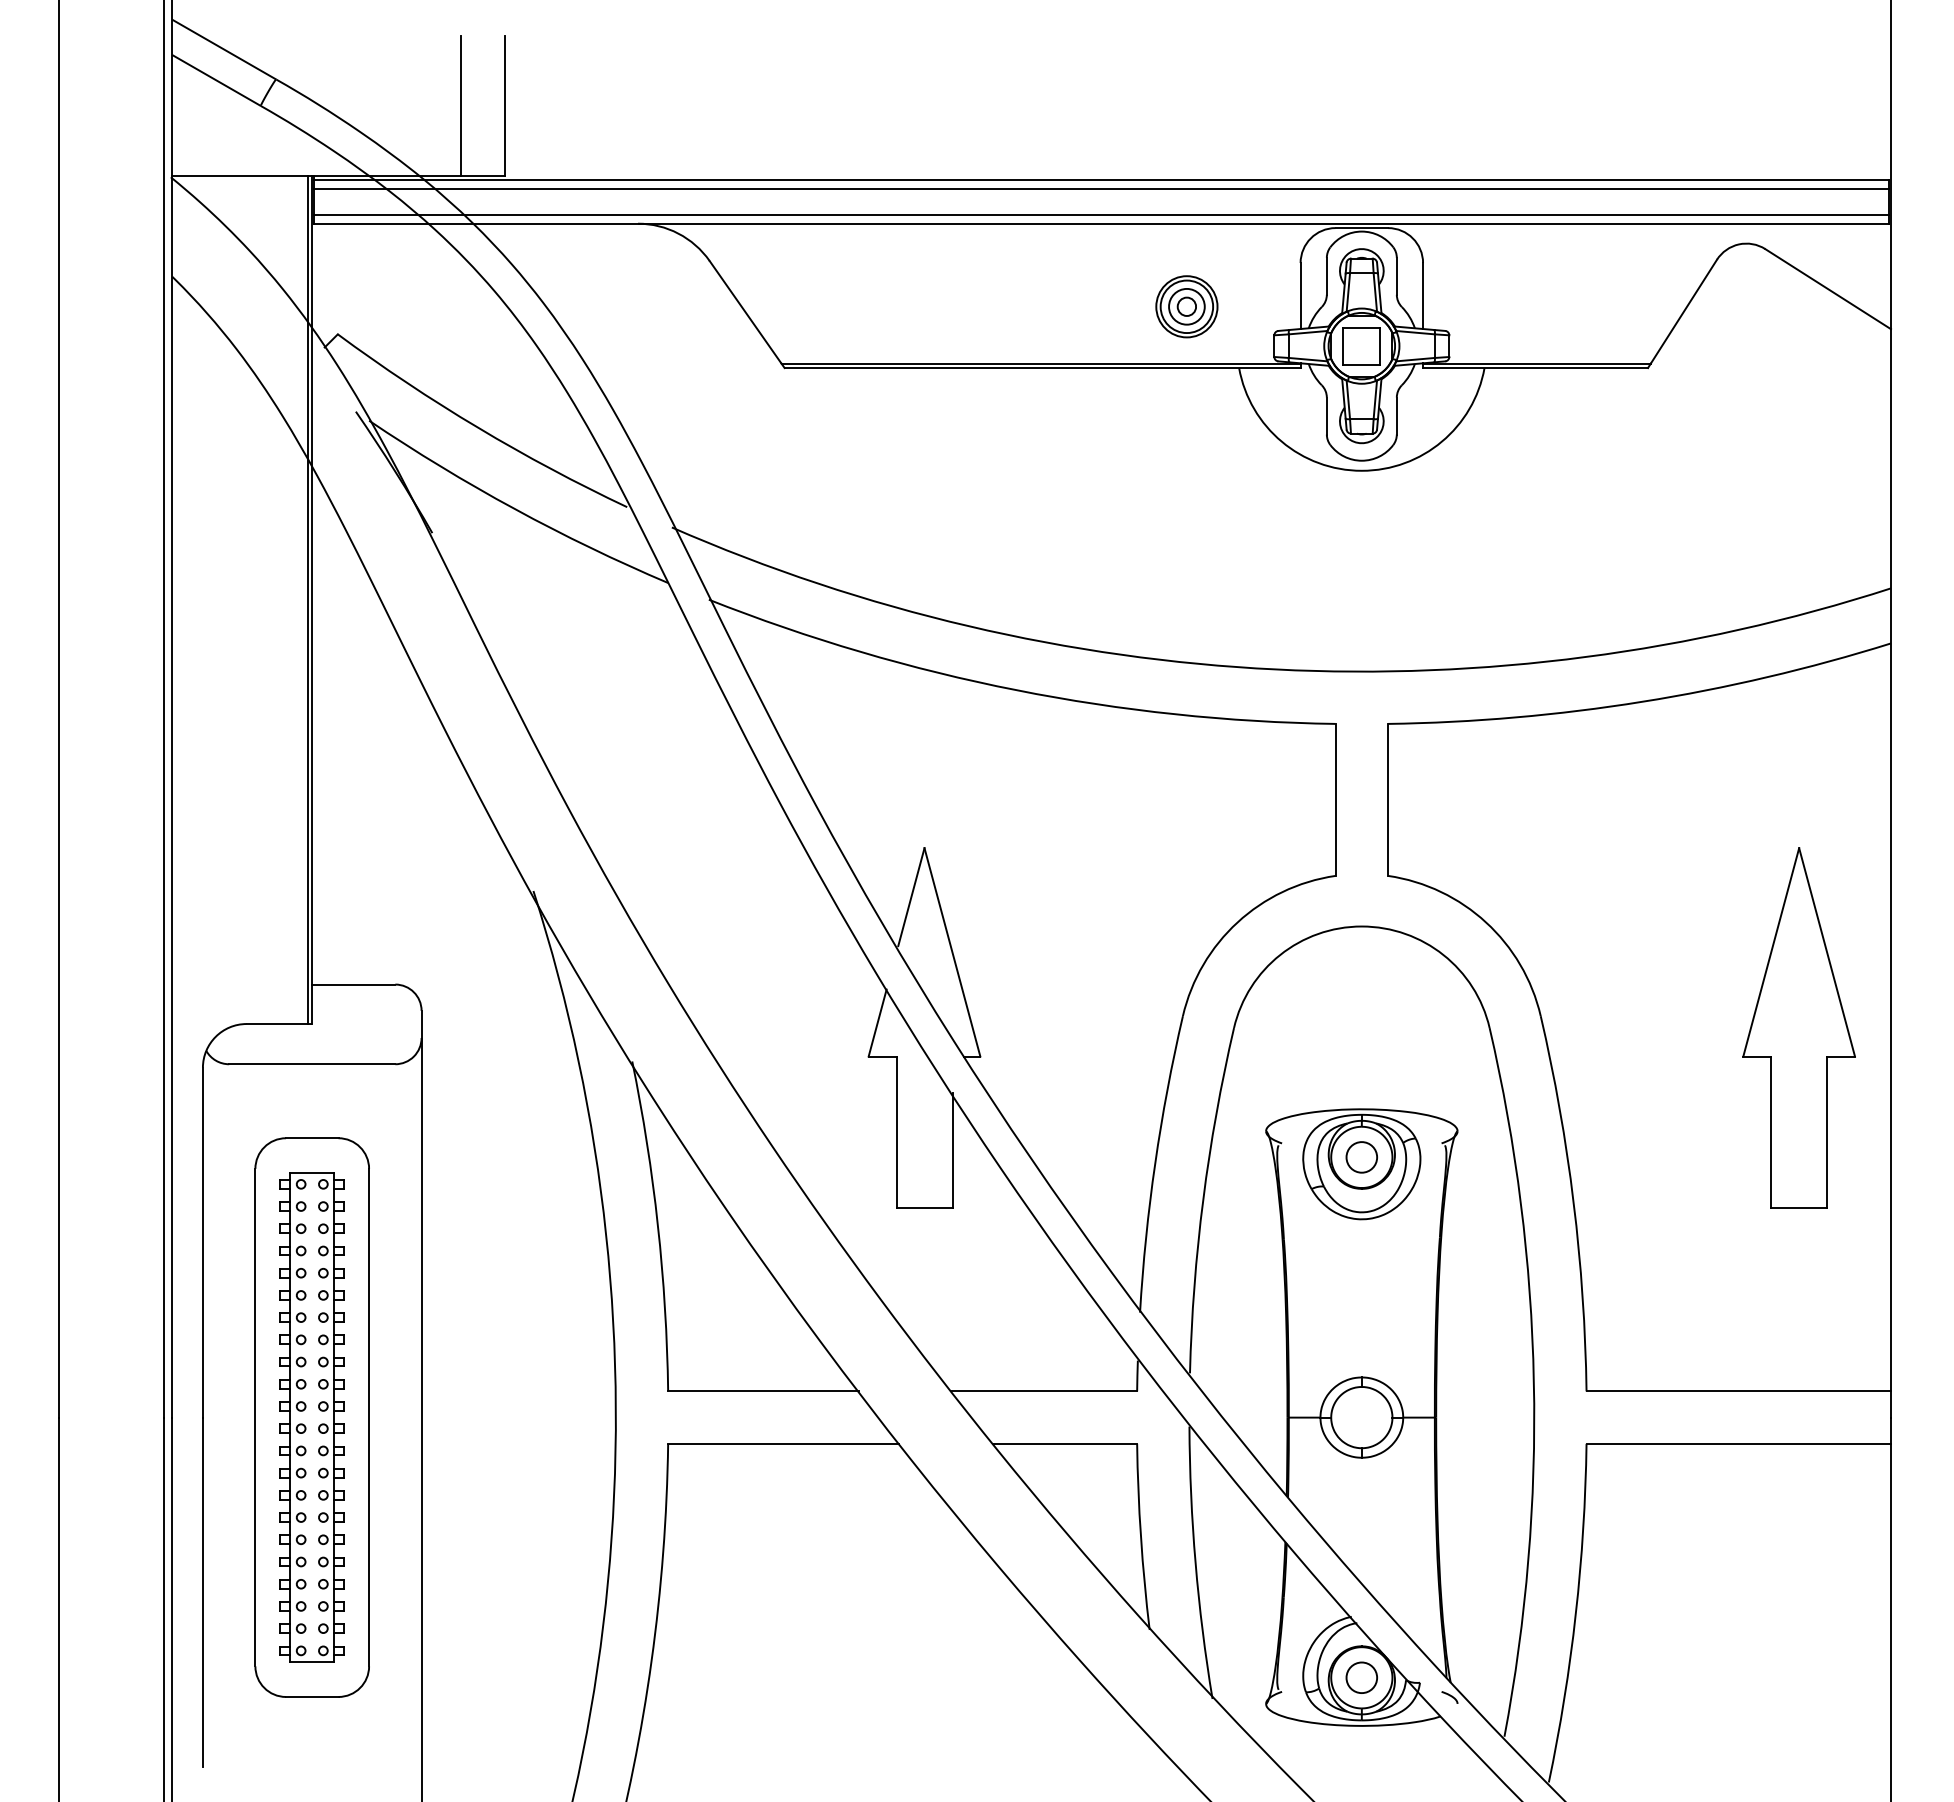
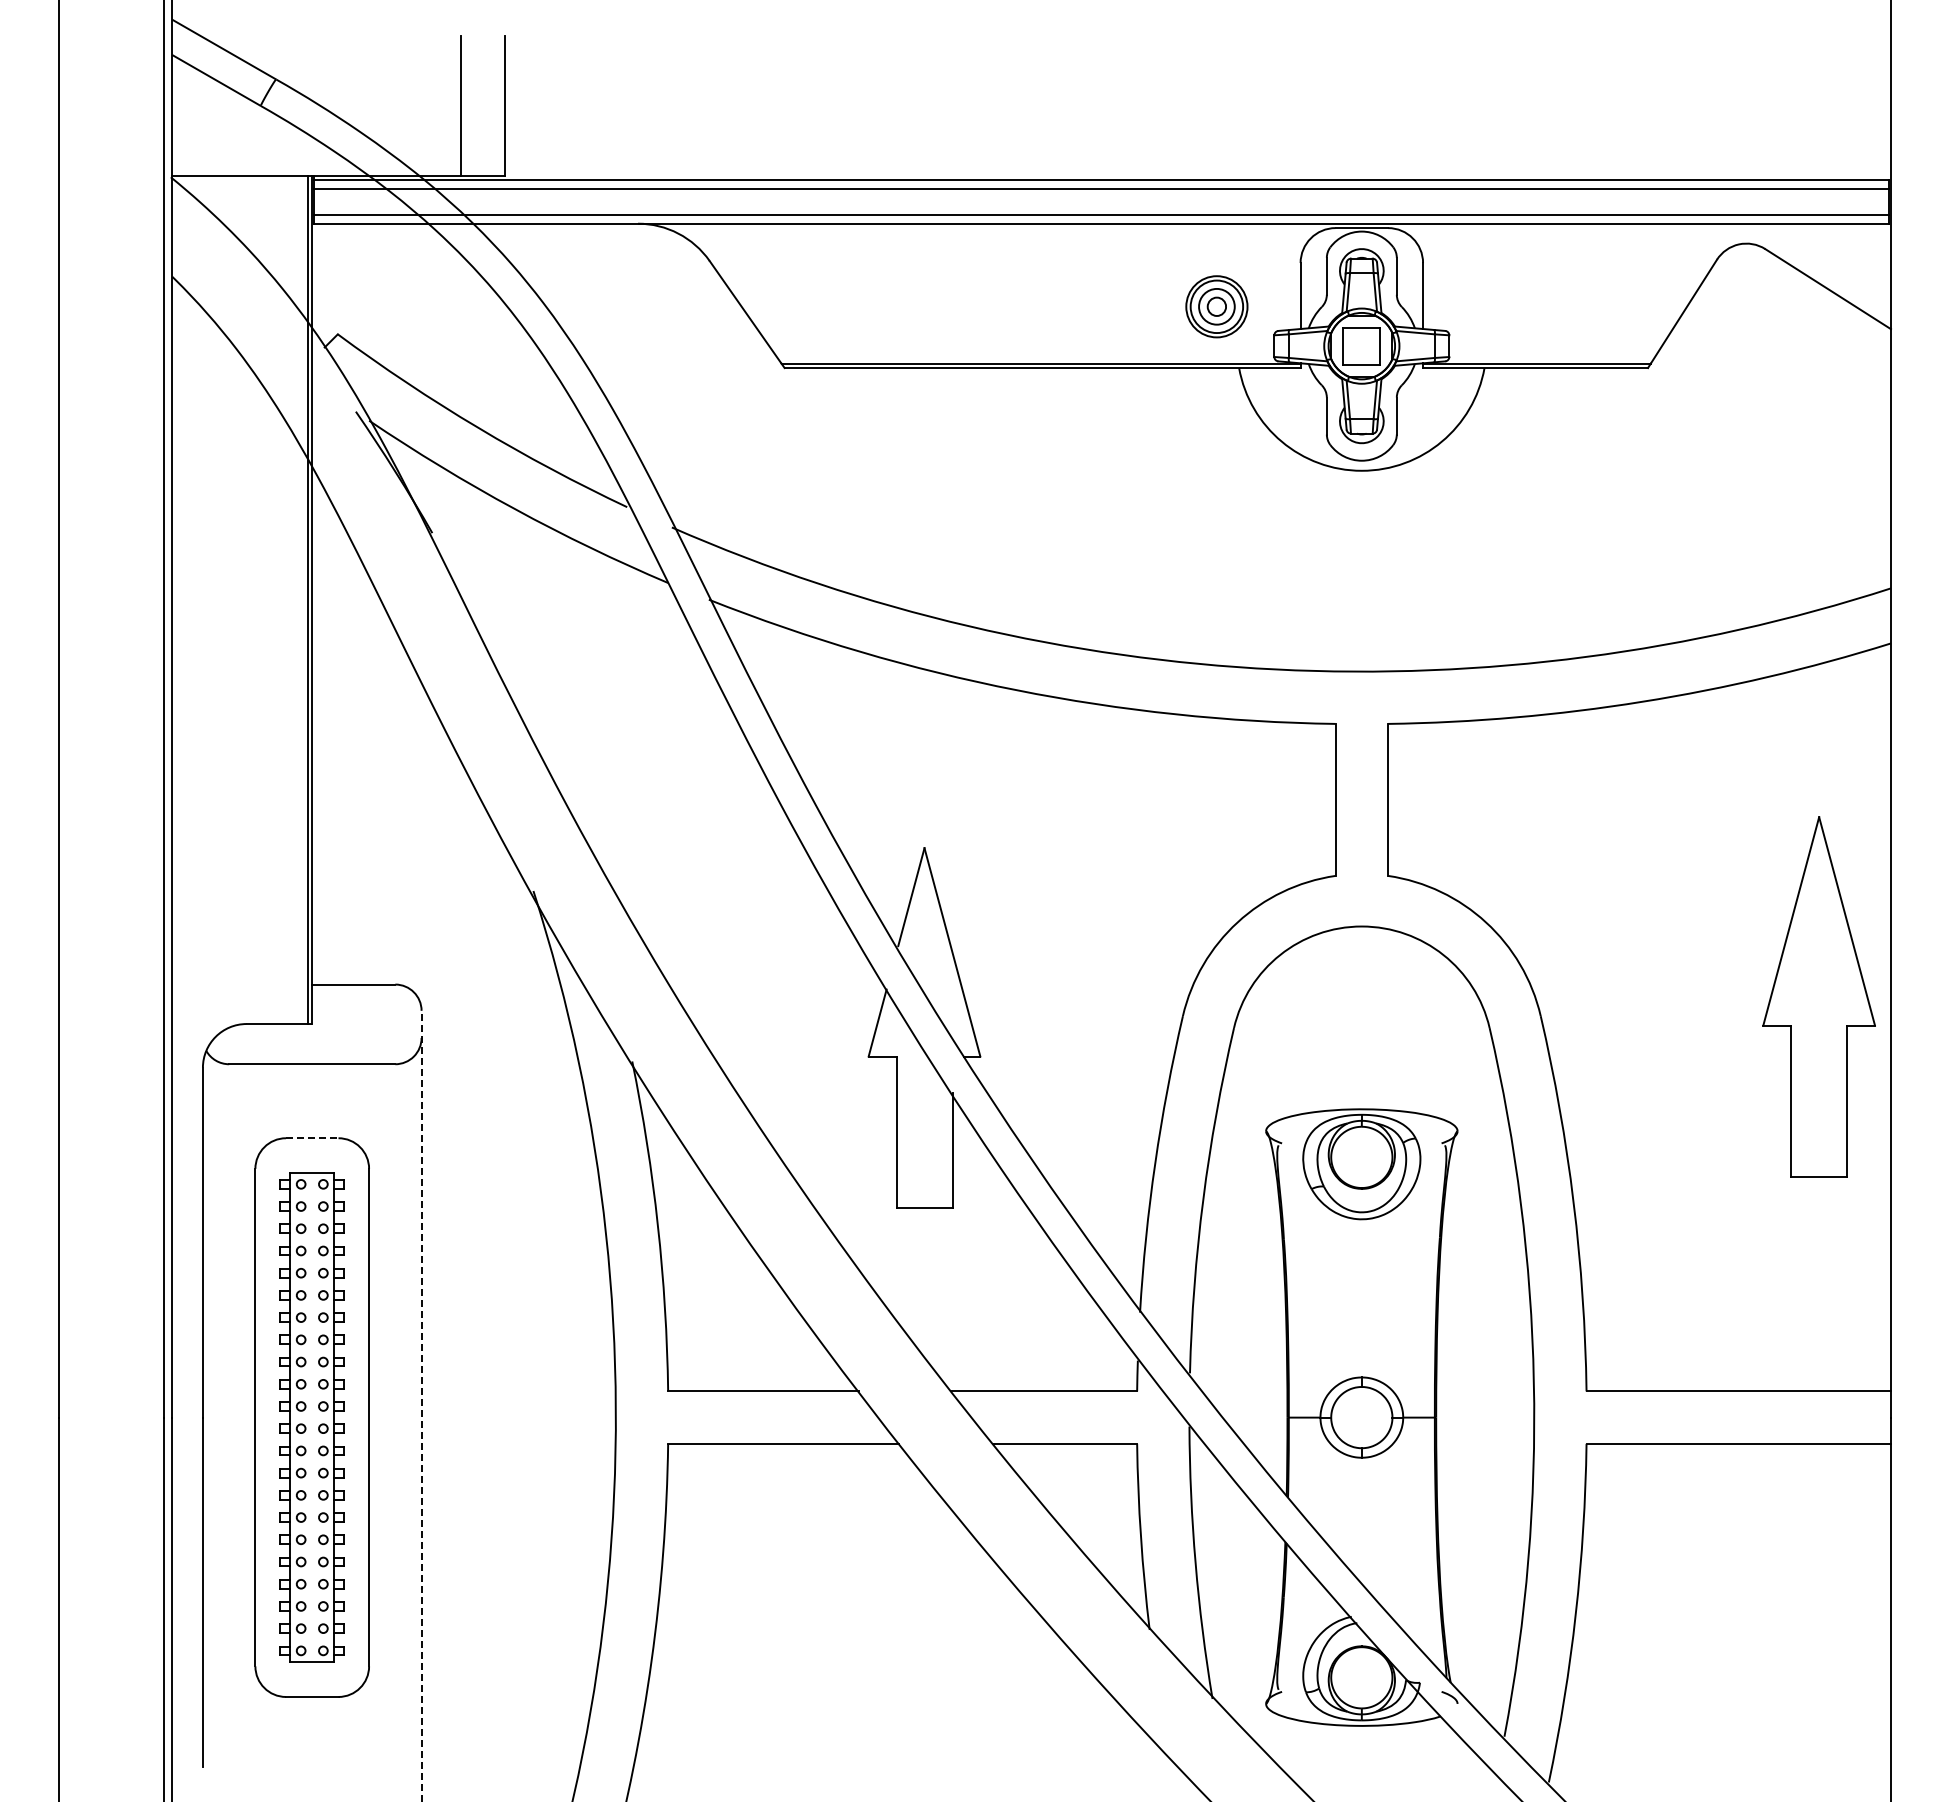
part position: (1186, 306) -> (1216, 306) (1216, 306)
part position: (1798, 1027) -> (1818, 996) (1818, 996)
line: solid -> dashed (312, 1138)
circle: present -> none (1361, 1157)
line: solid -> dashed (421, 1405)
circle: present -> none (1361, 1677)
